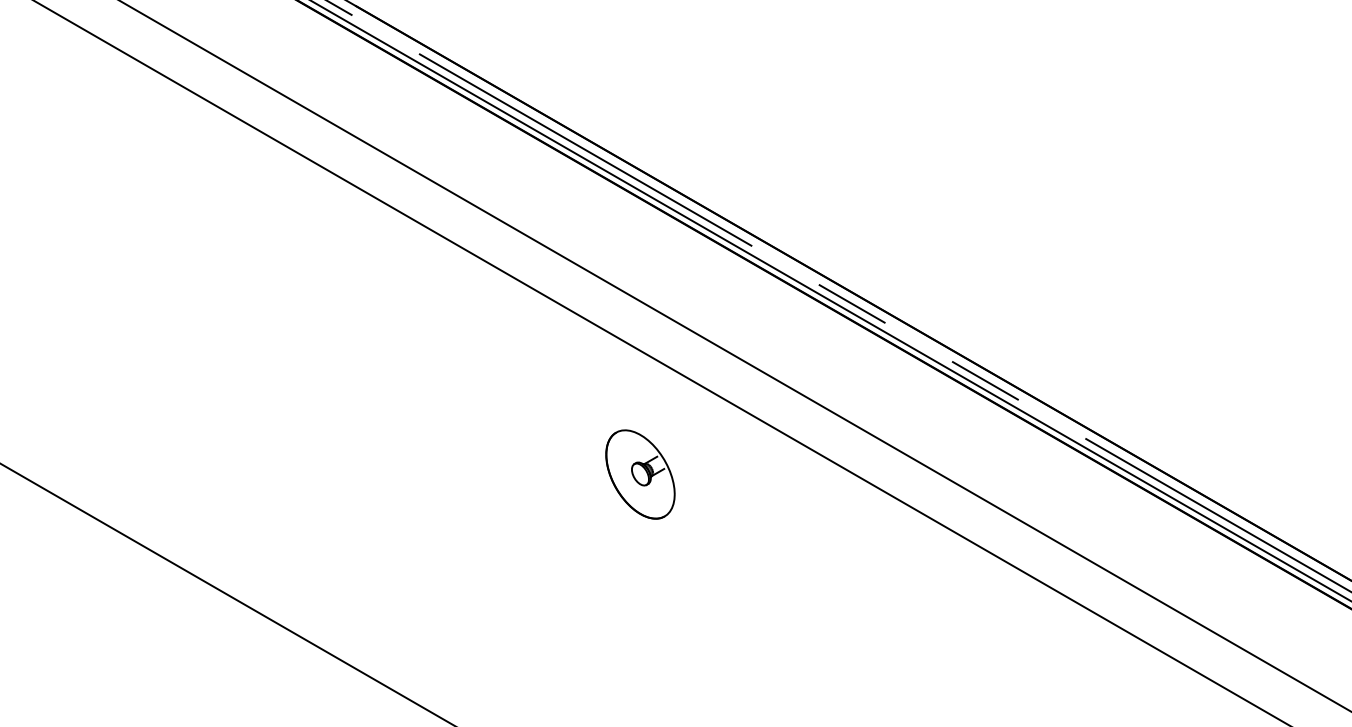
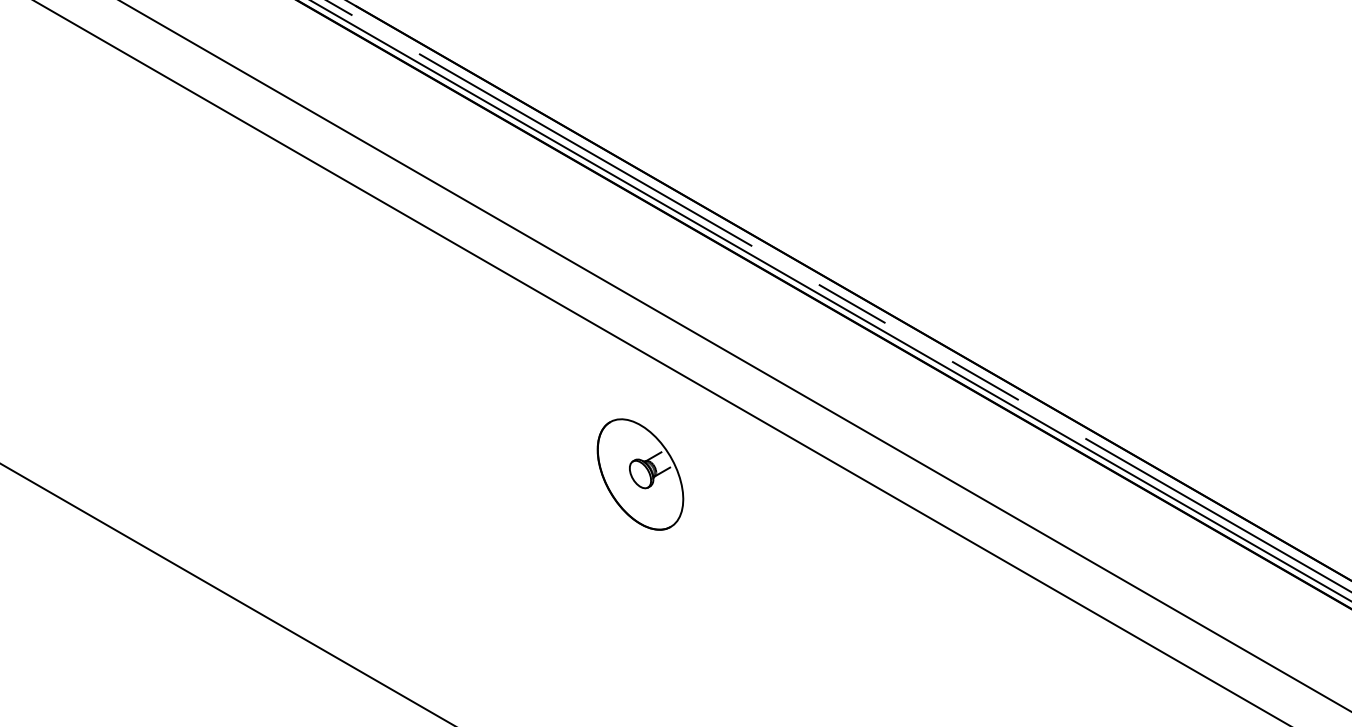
part size: 71x91 px -> 89x113 px (640, 474)
